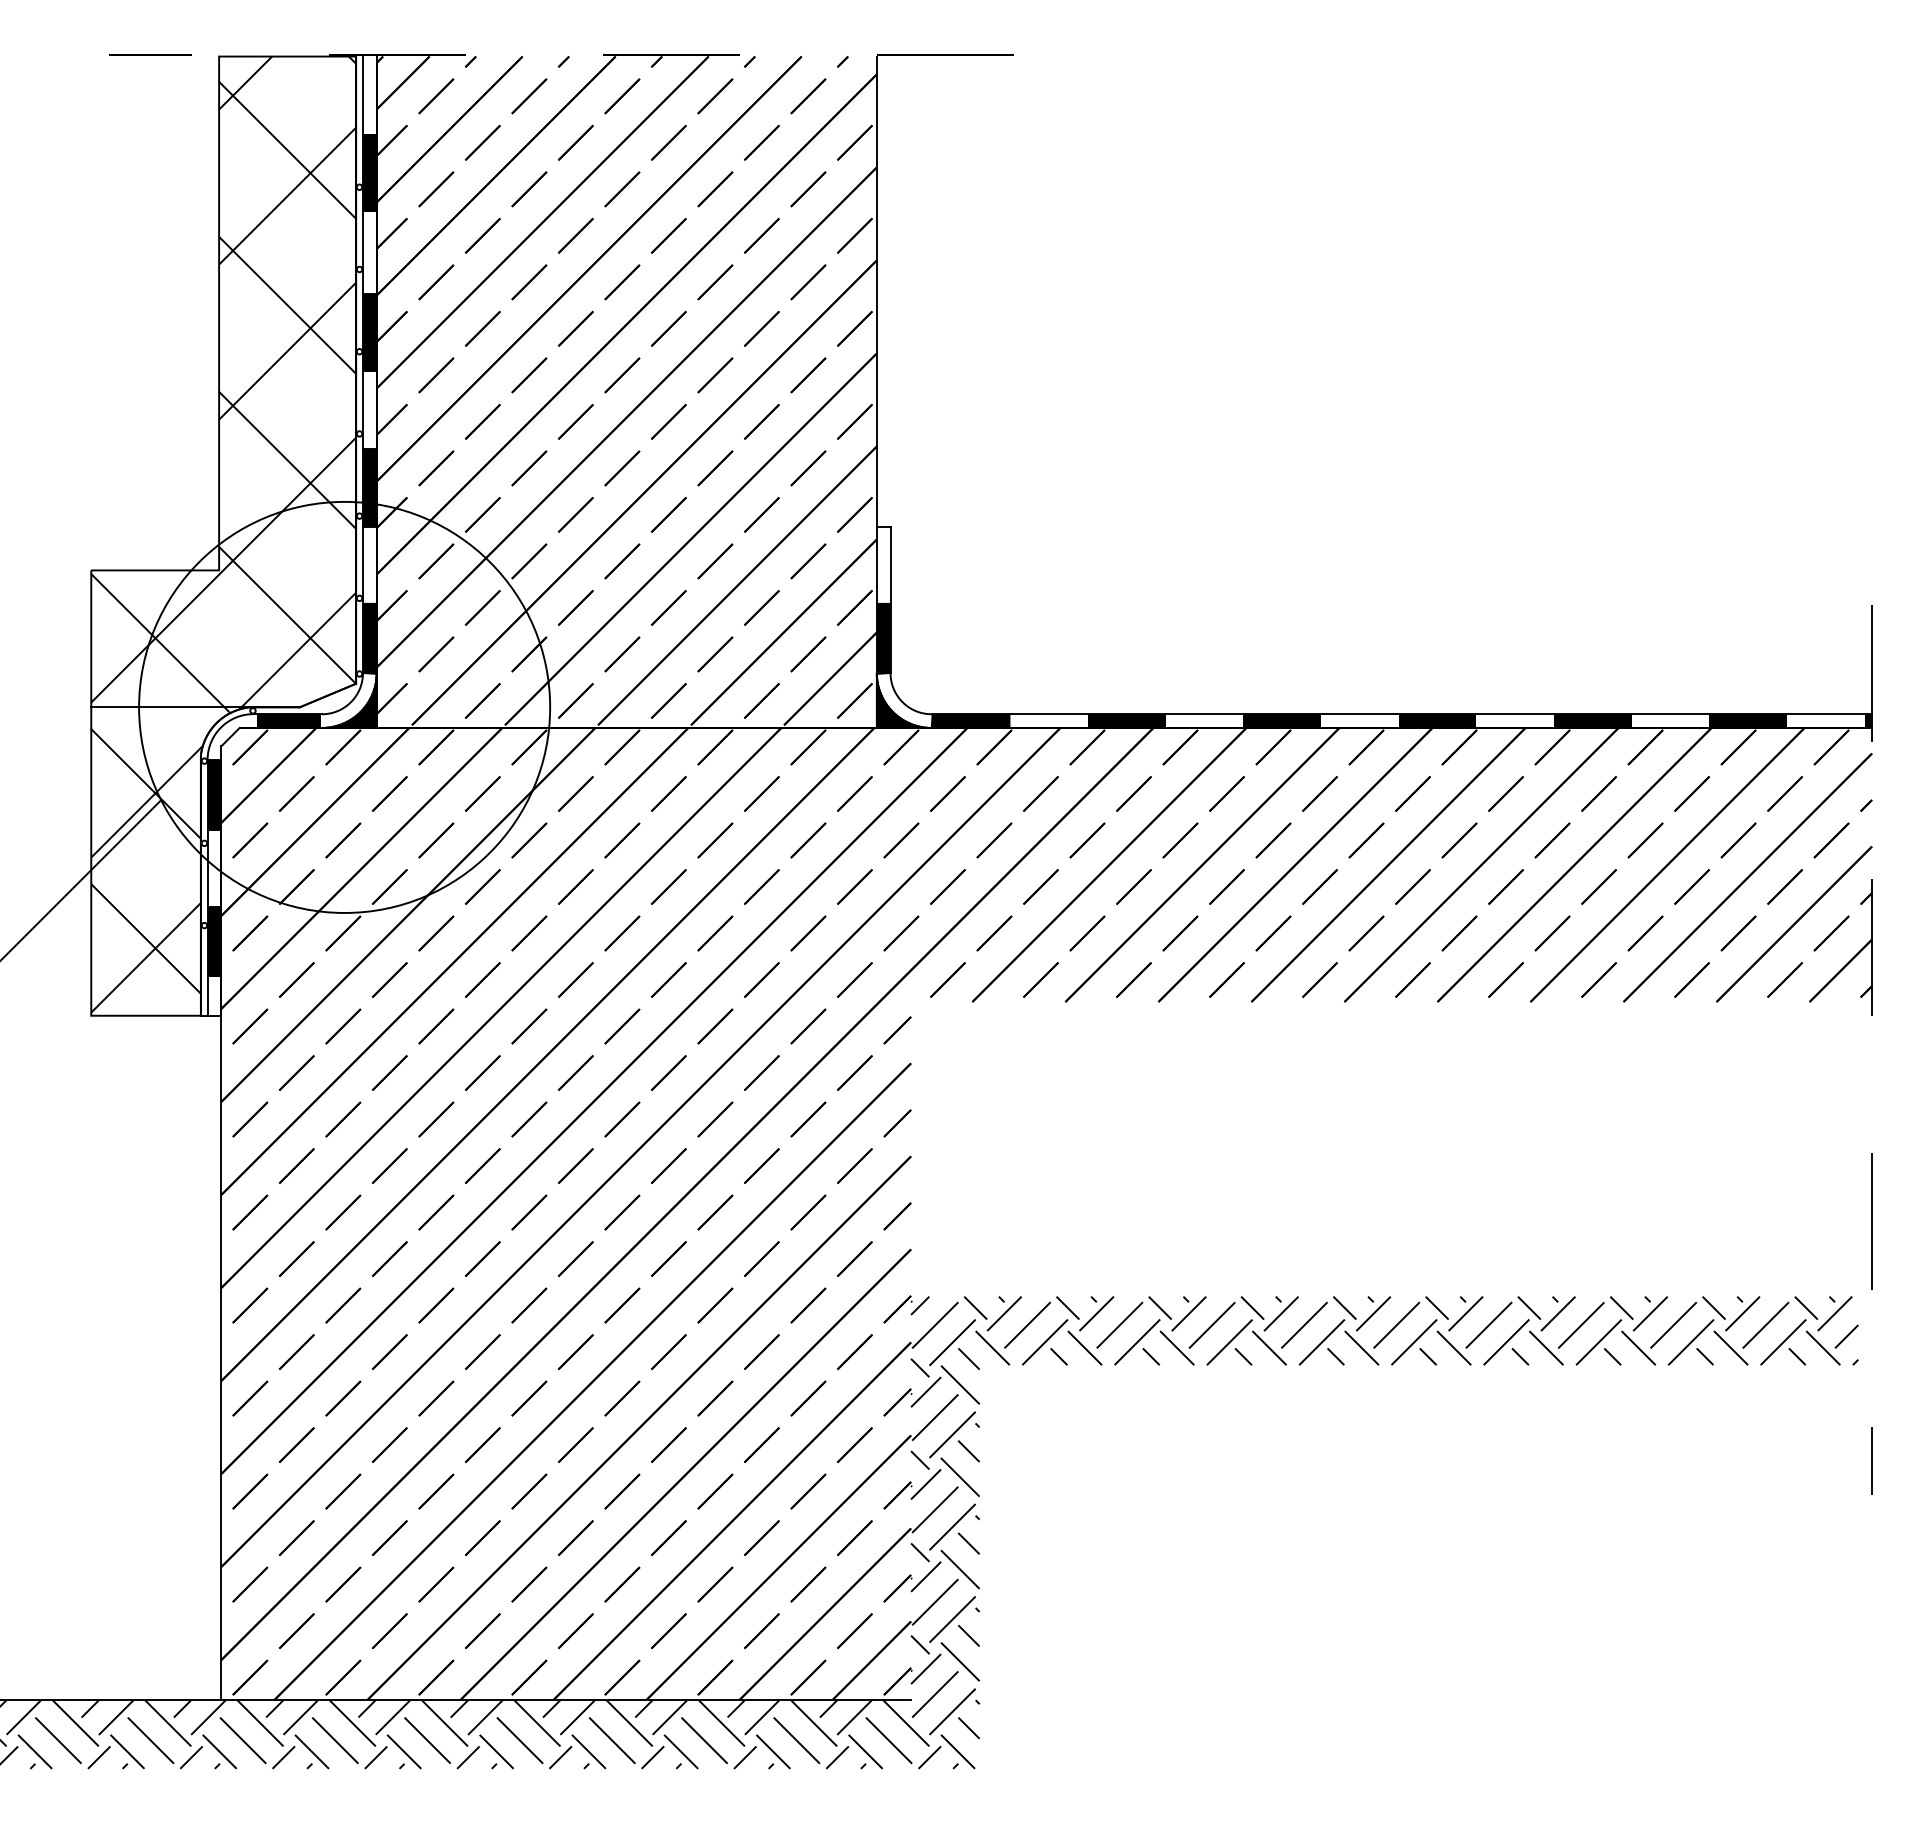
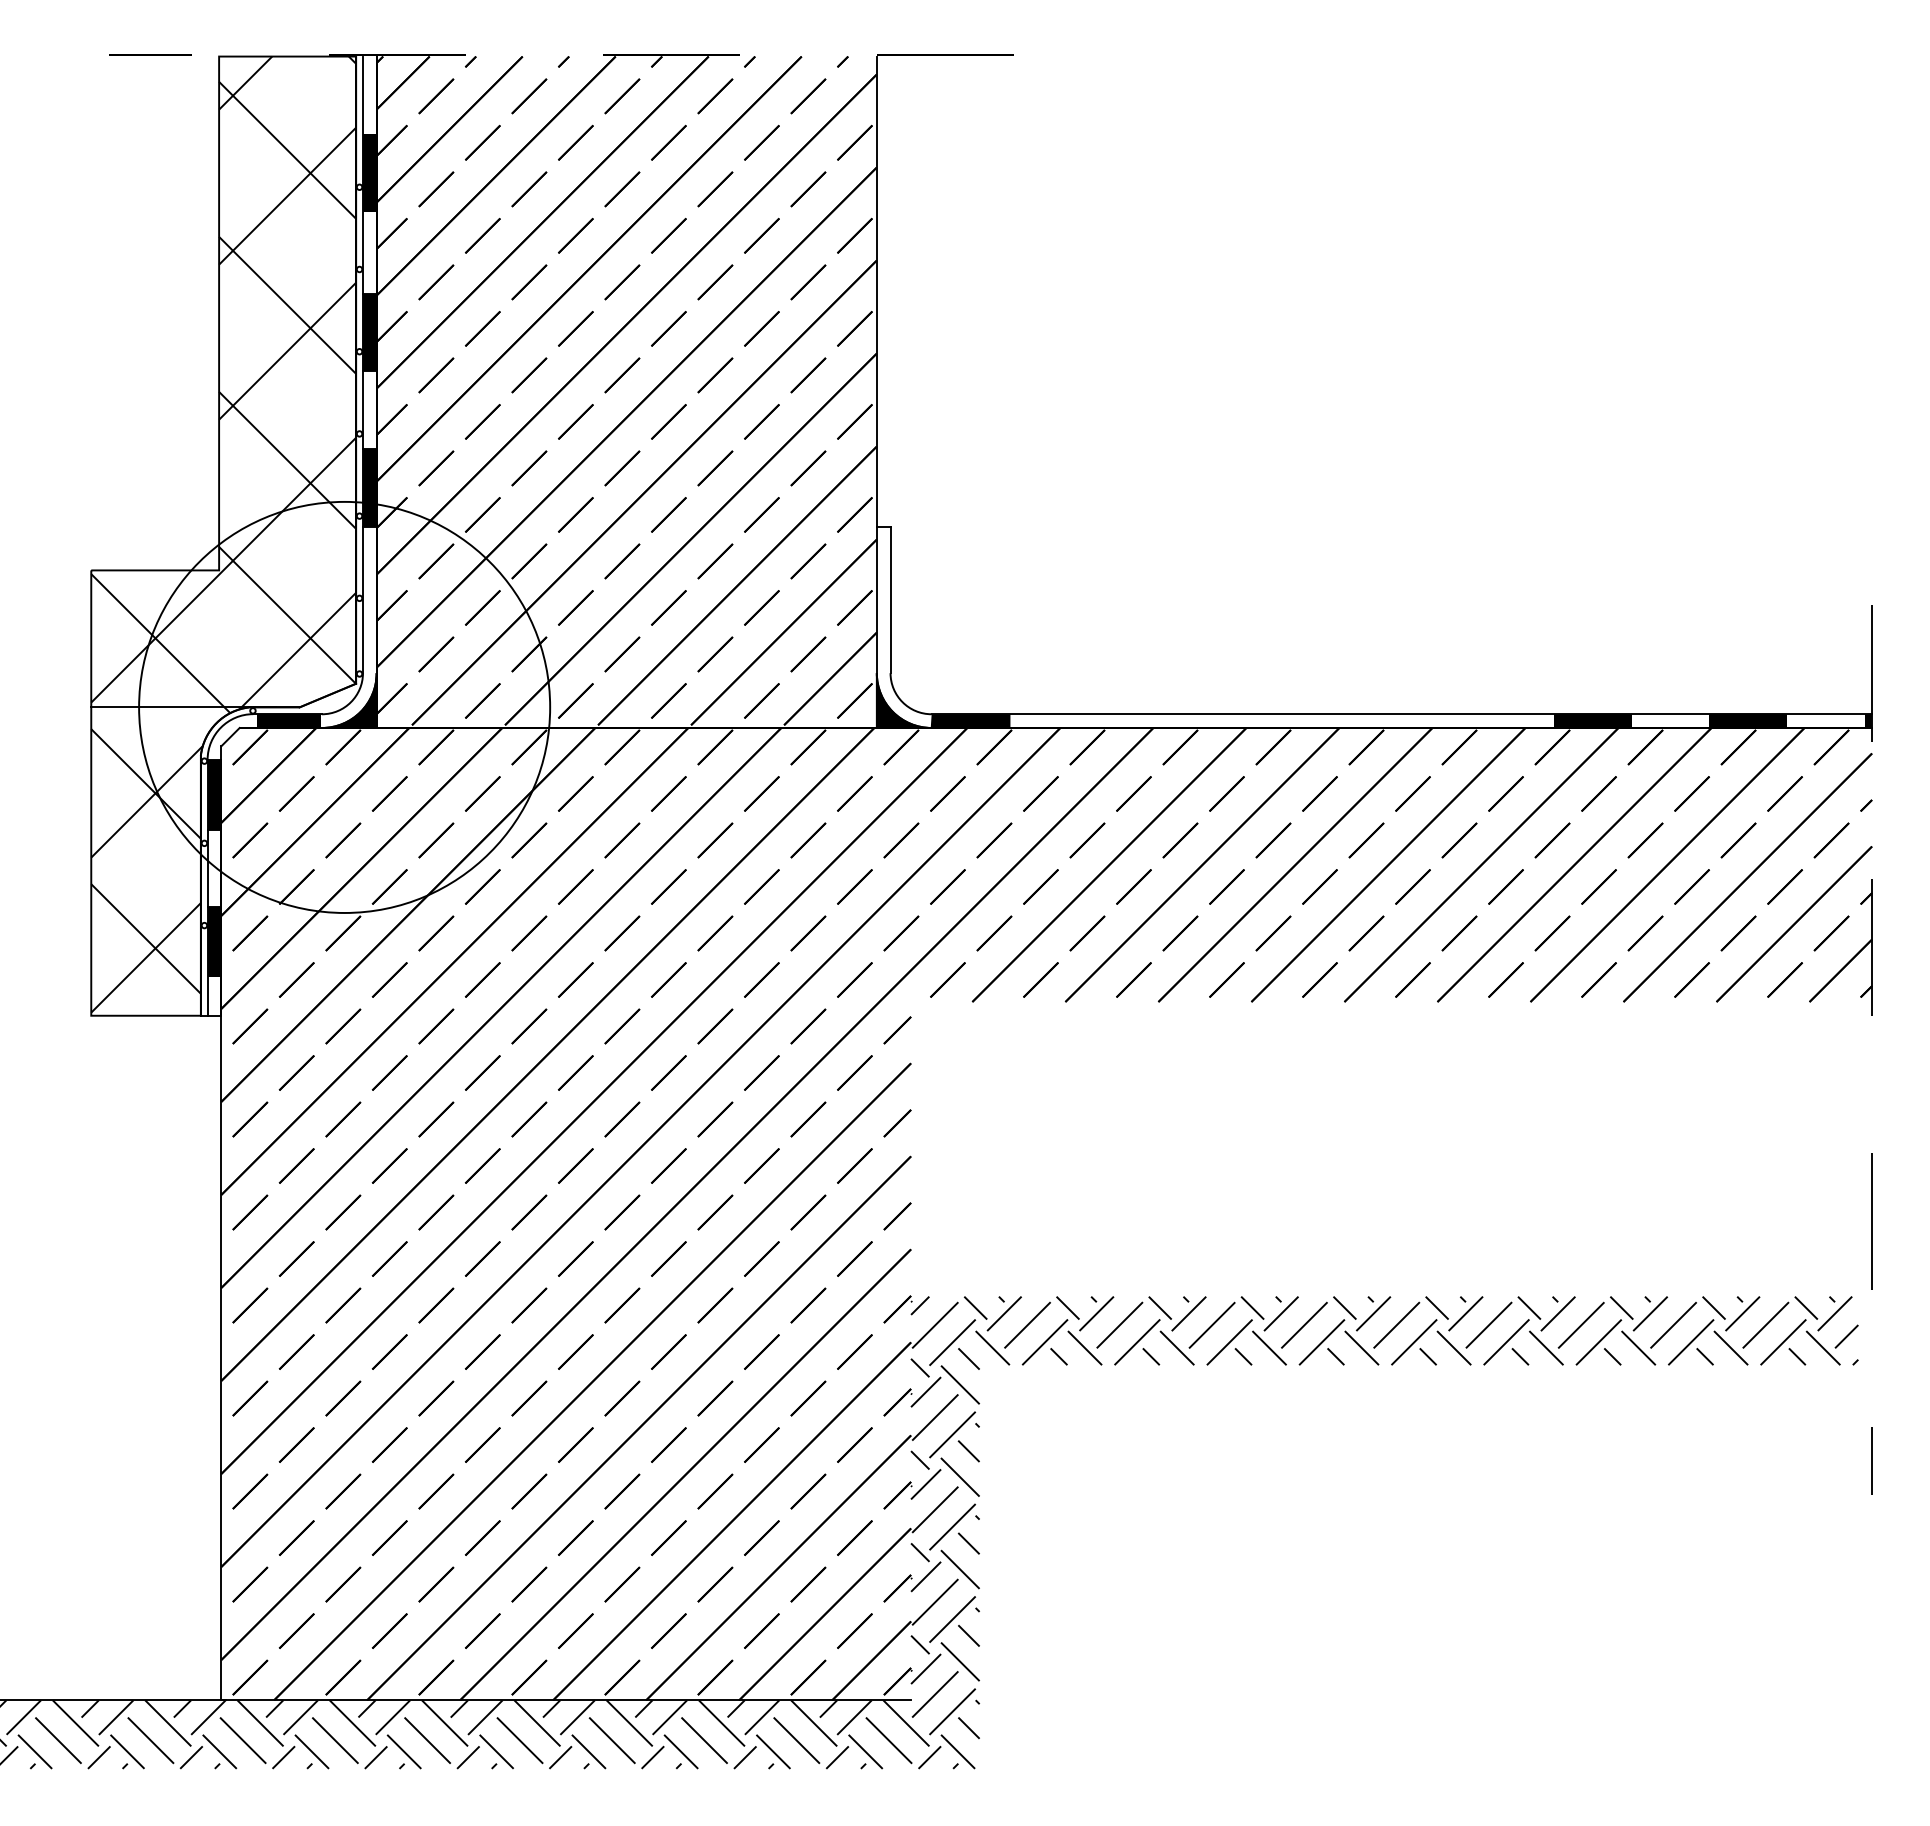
fill: present -> none (369, 638)
fill: present -> none (883, 638)
fill: present -> none (1126, 721)
fill: present -> none (1282, 721)
fill: present -> none (1437, 721)
line: present -> none (81, 879)
